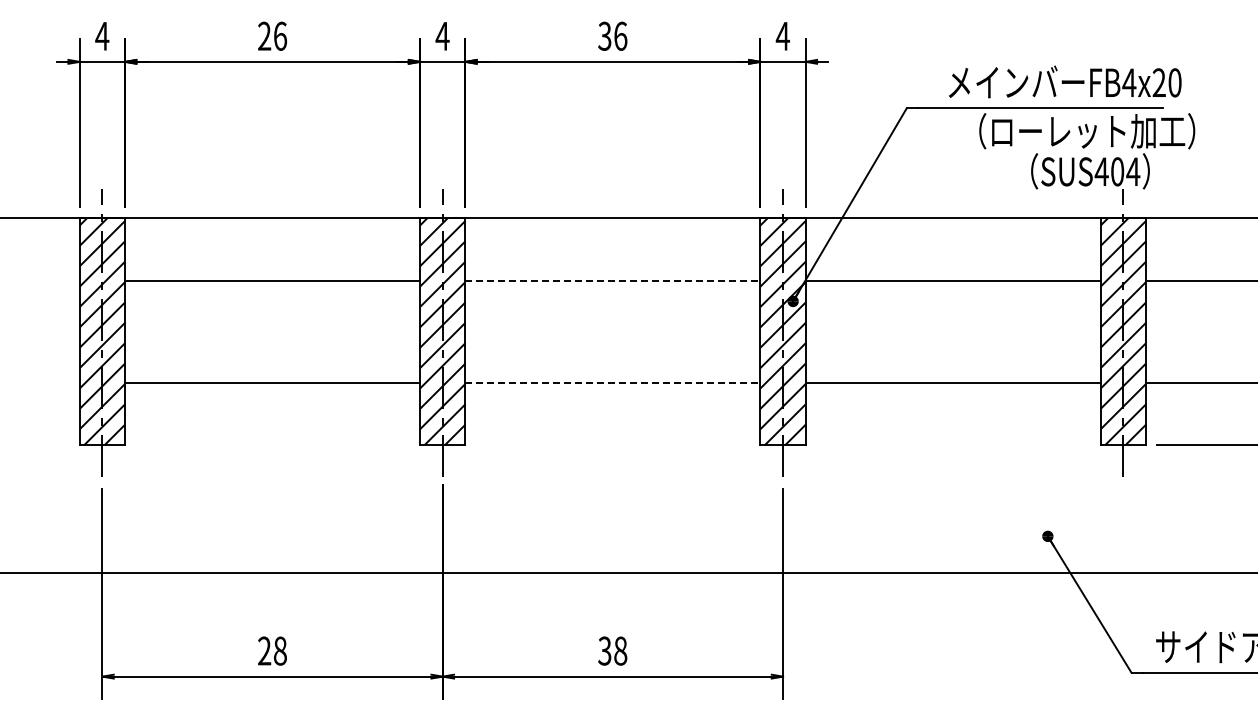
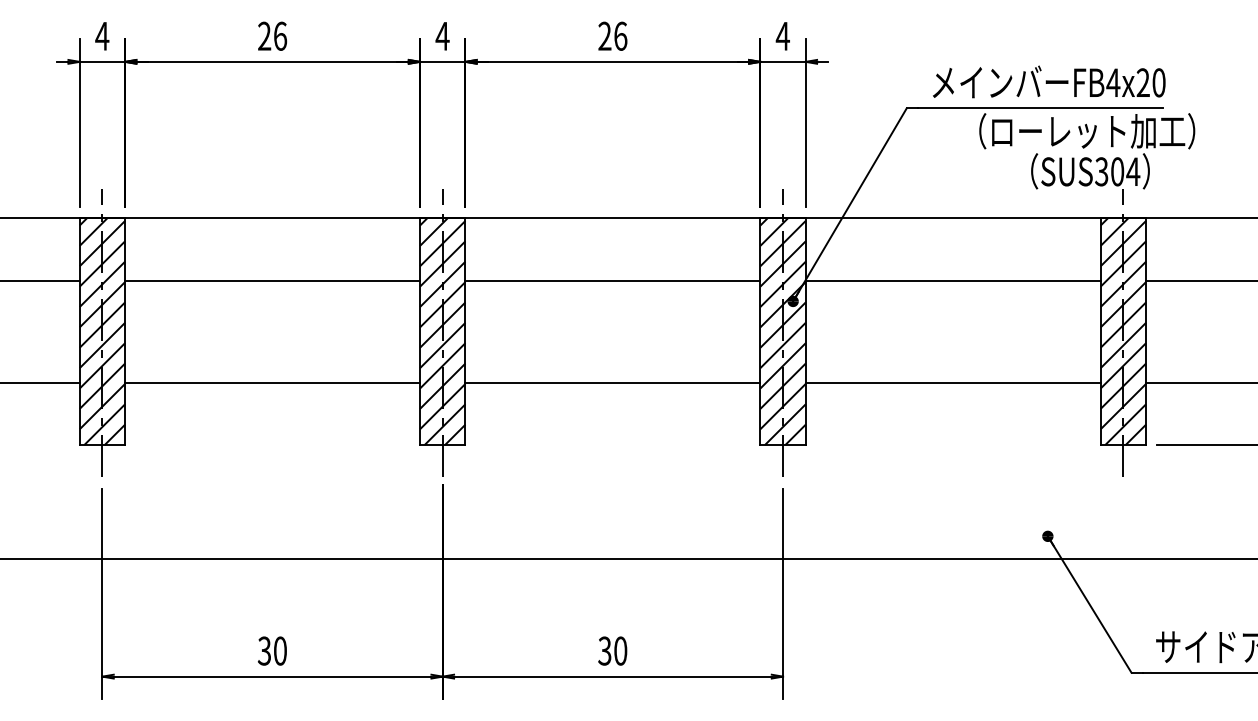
text: 36 -> 26 (604, 36)
text position: (1065, 81) -> (1049, 81) (1049, 81)
text: SUS404 -> SUS304 (1101, 171)
line: none -> present (40, 280)
line: dashed -> solid (613, 280)
line: none -> present (40, 382)
line: dashed -> solid (613, 382)
line position: (628, 572) -> (628, 558) (628, 558)
text: 28 -> 30 (271, 651)
text: 38 -> 30 (620, 651)
